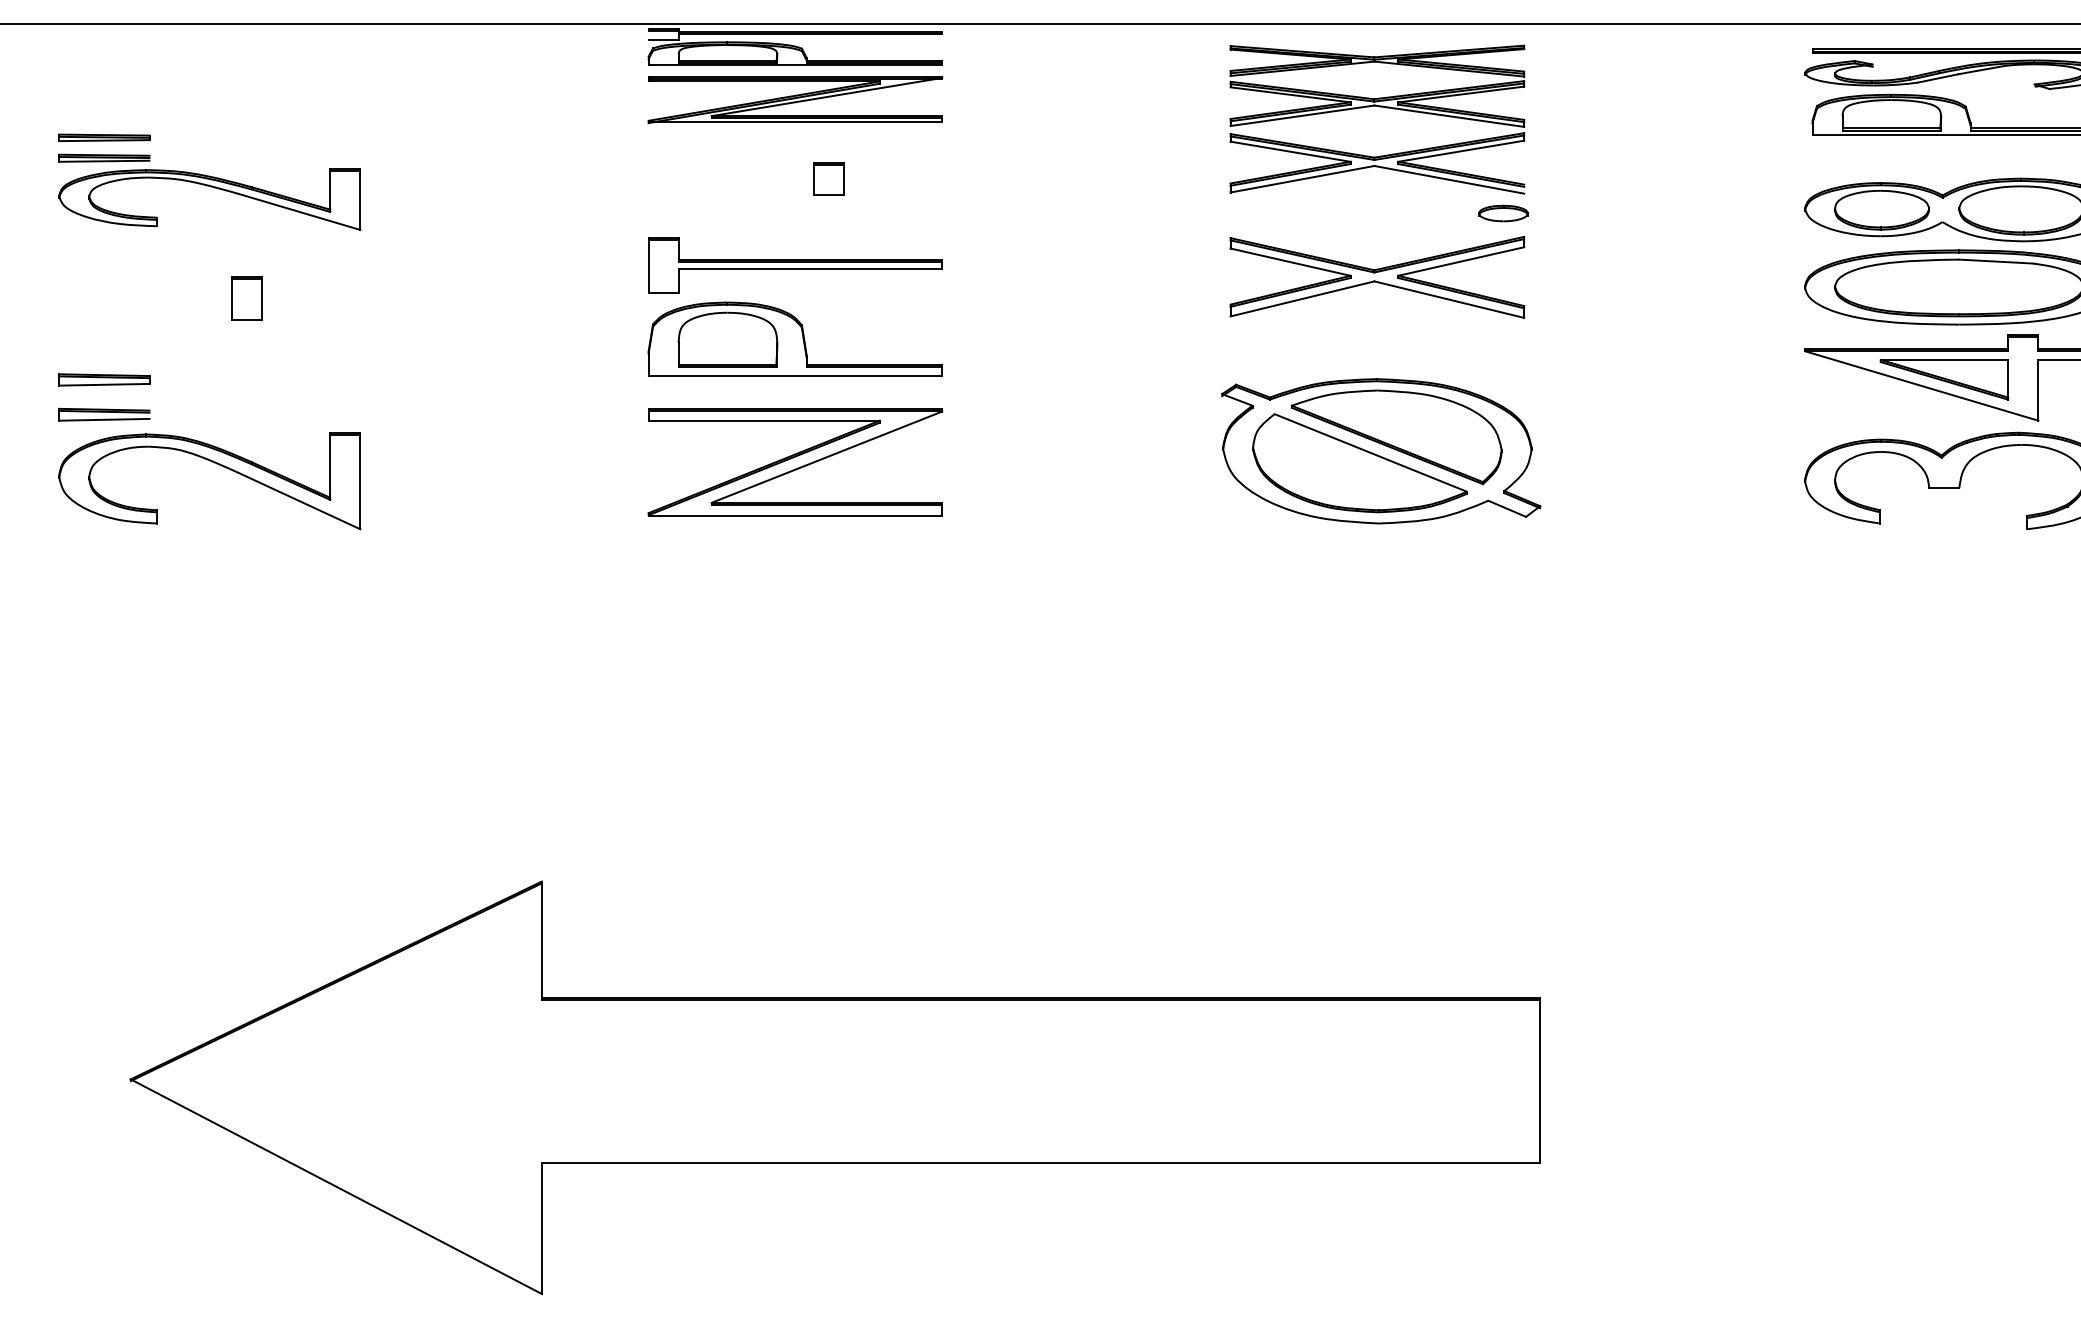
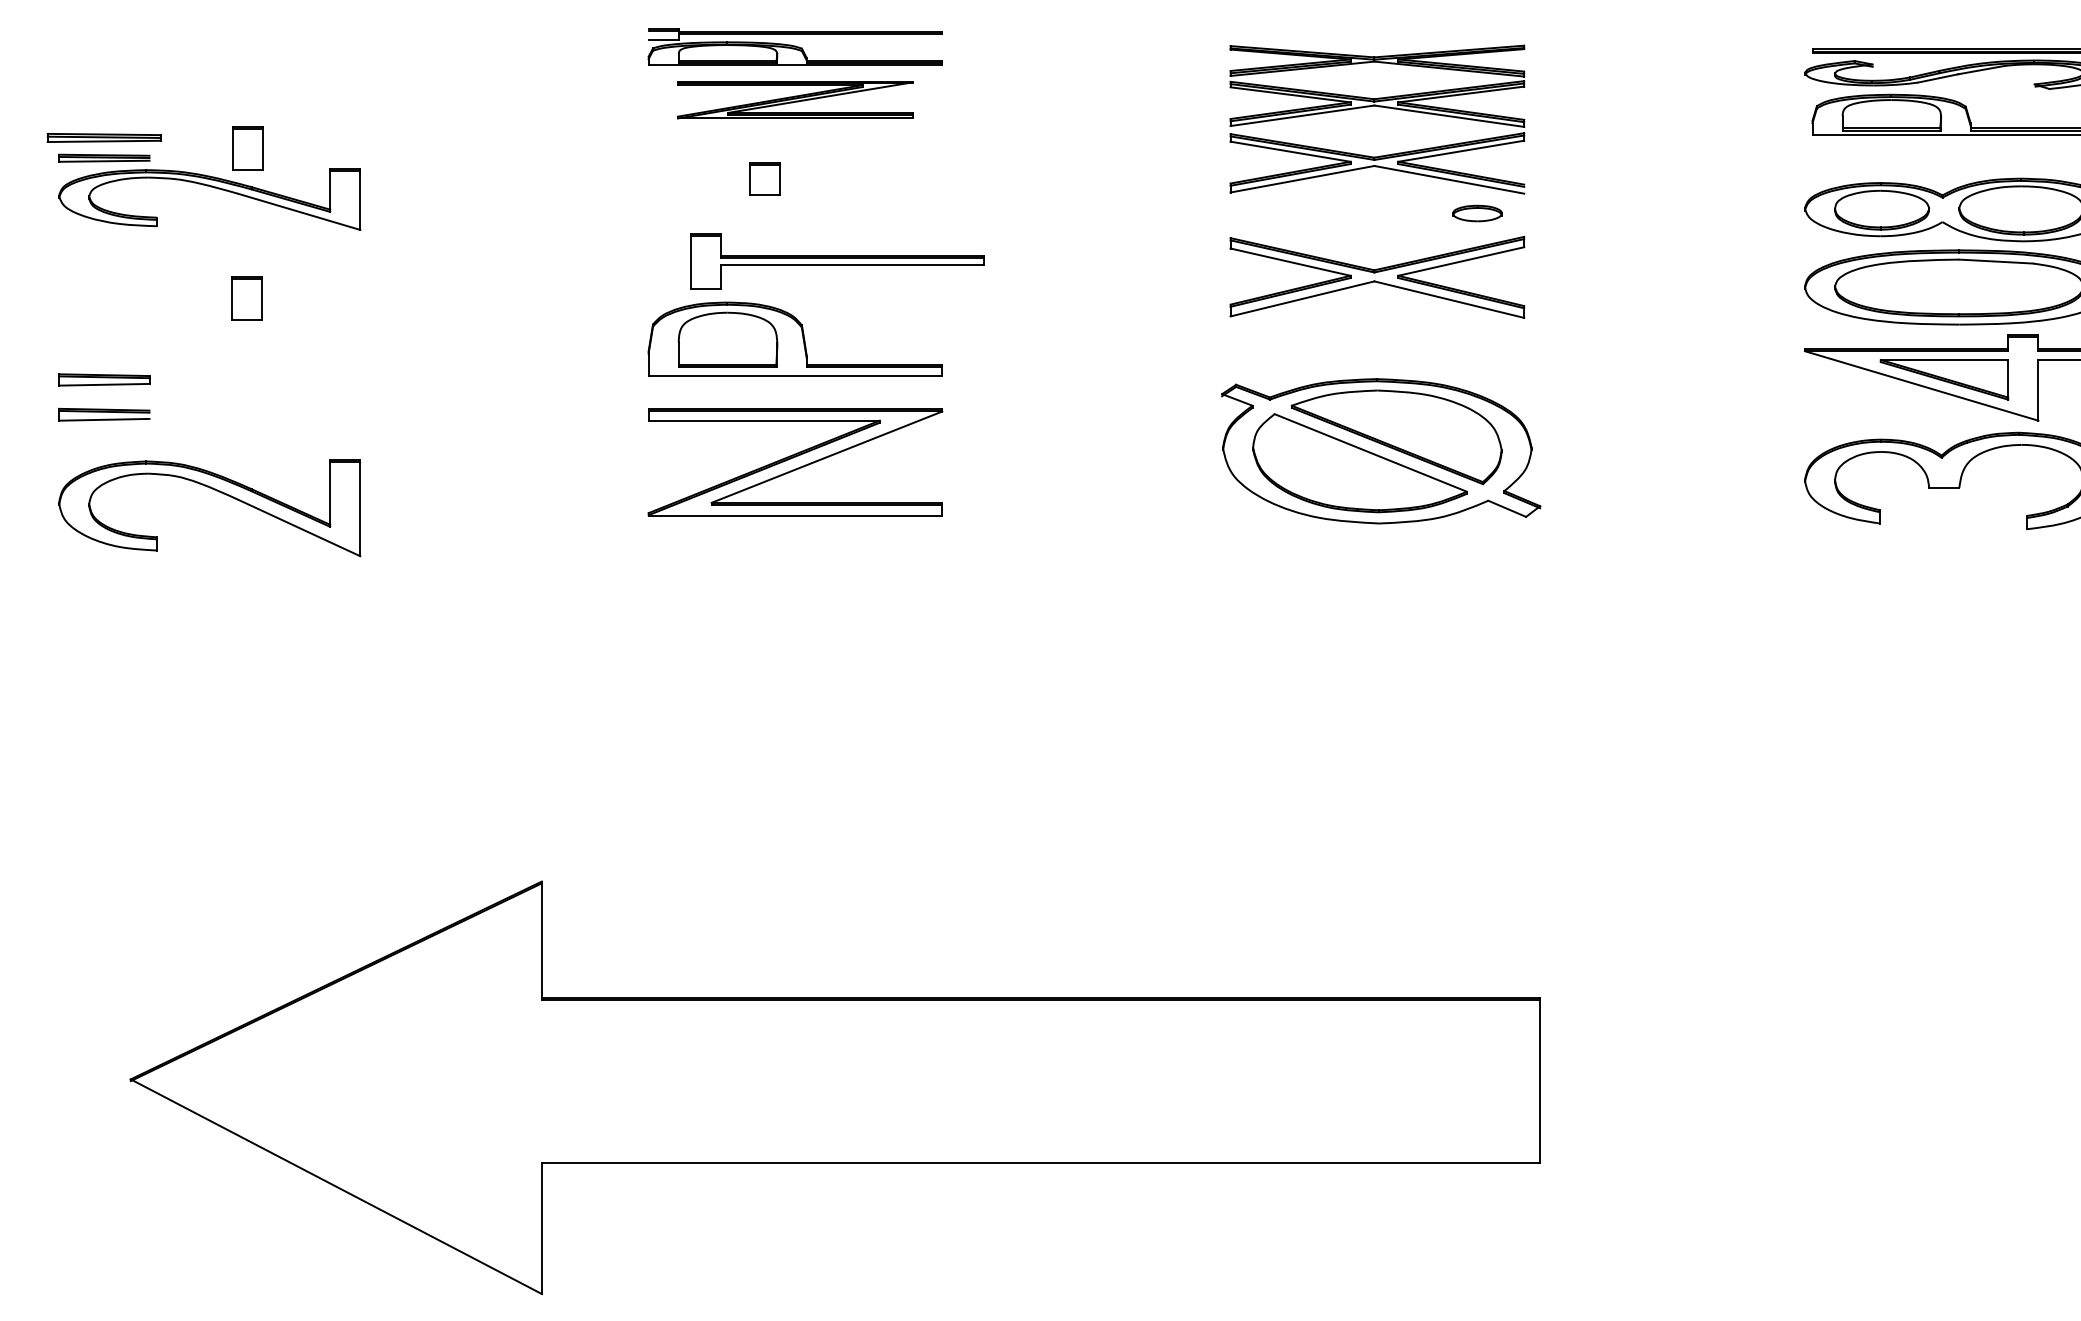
line: present -> none (1039, 23)
part size: 297x48 px -> 237x39 px (795, 100)
part size: 93x9 px -> 116x10 px (103, 137)
part: none -> present (247, 148)
part position: (828, 178) -> (764, 178) (764, 178)
part position: (1503, 213) -> (1477, 213) (1477, 213)
part position: (795, 265) -> (837, 261) (837, 261)
part position: (216, 464) -> (216, 491) (216, 491)
